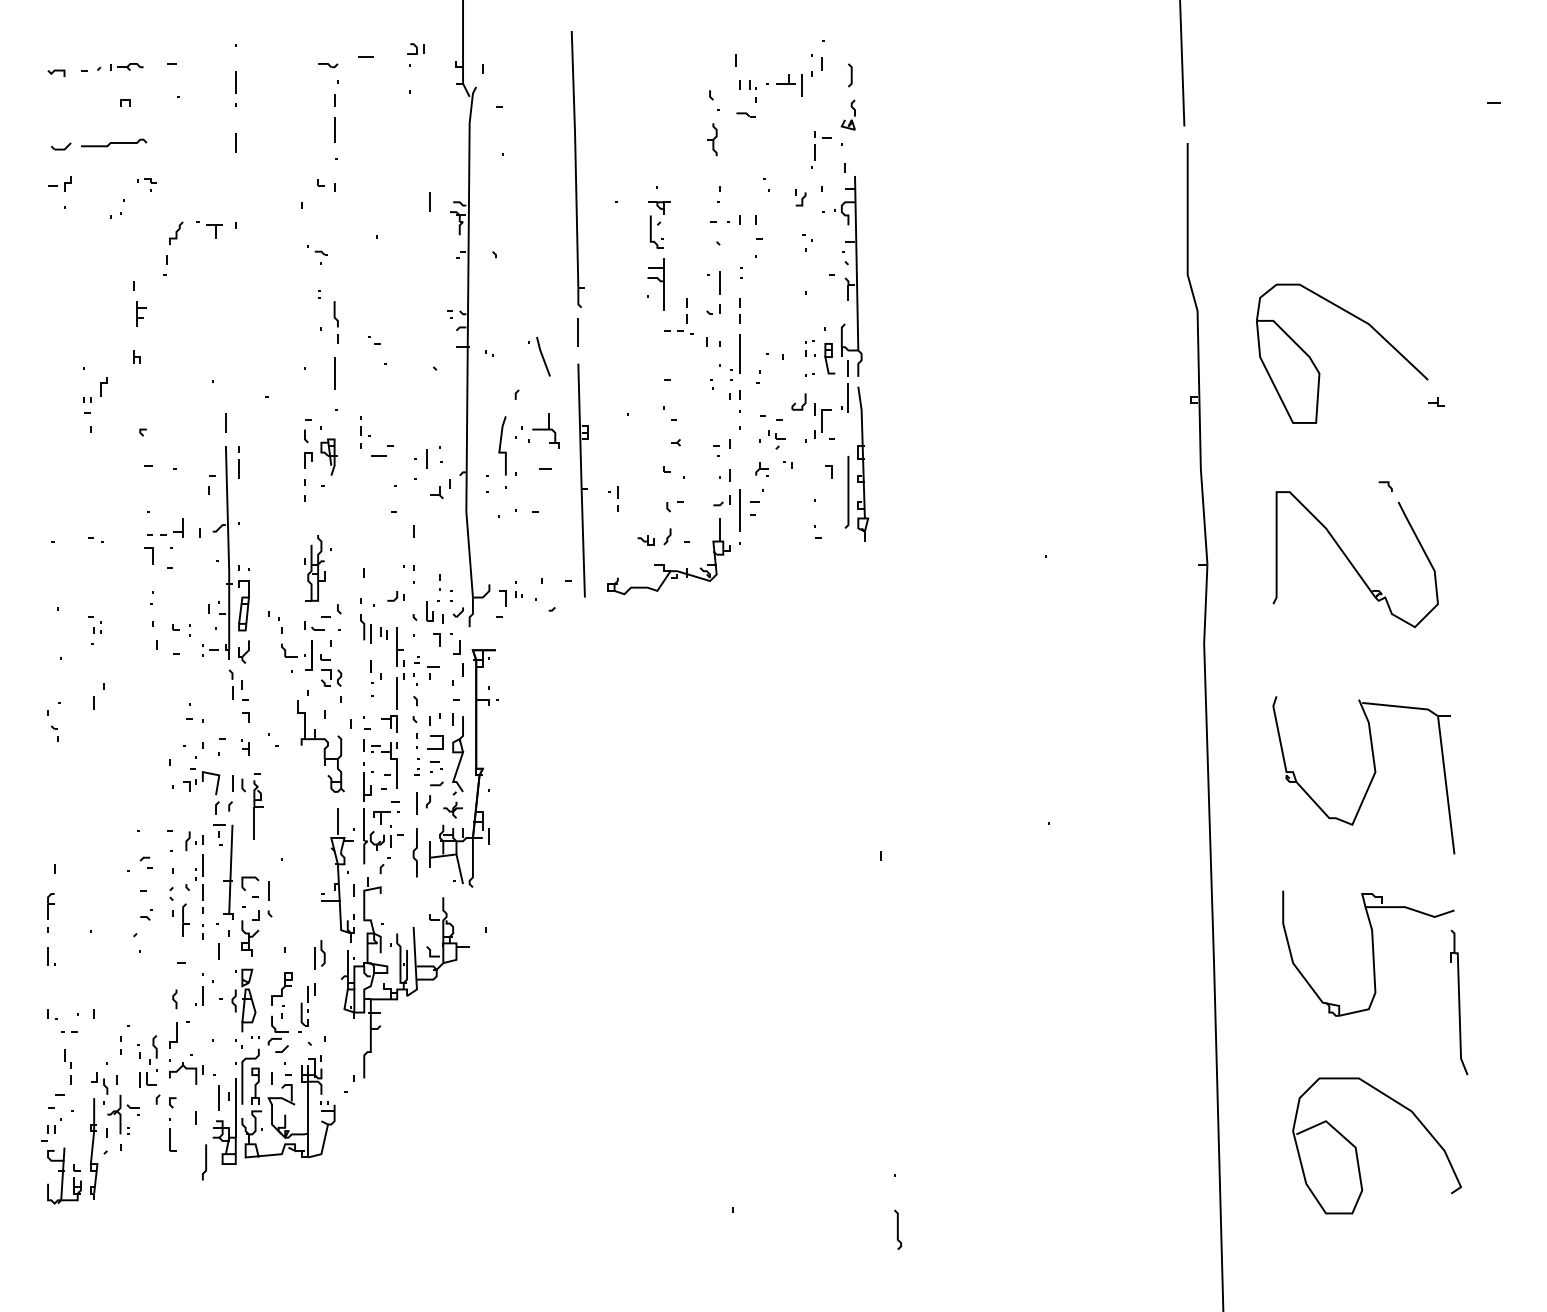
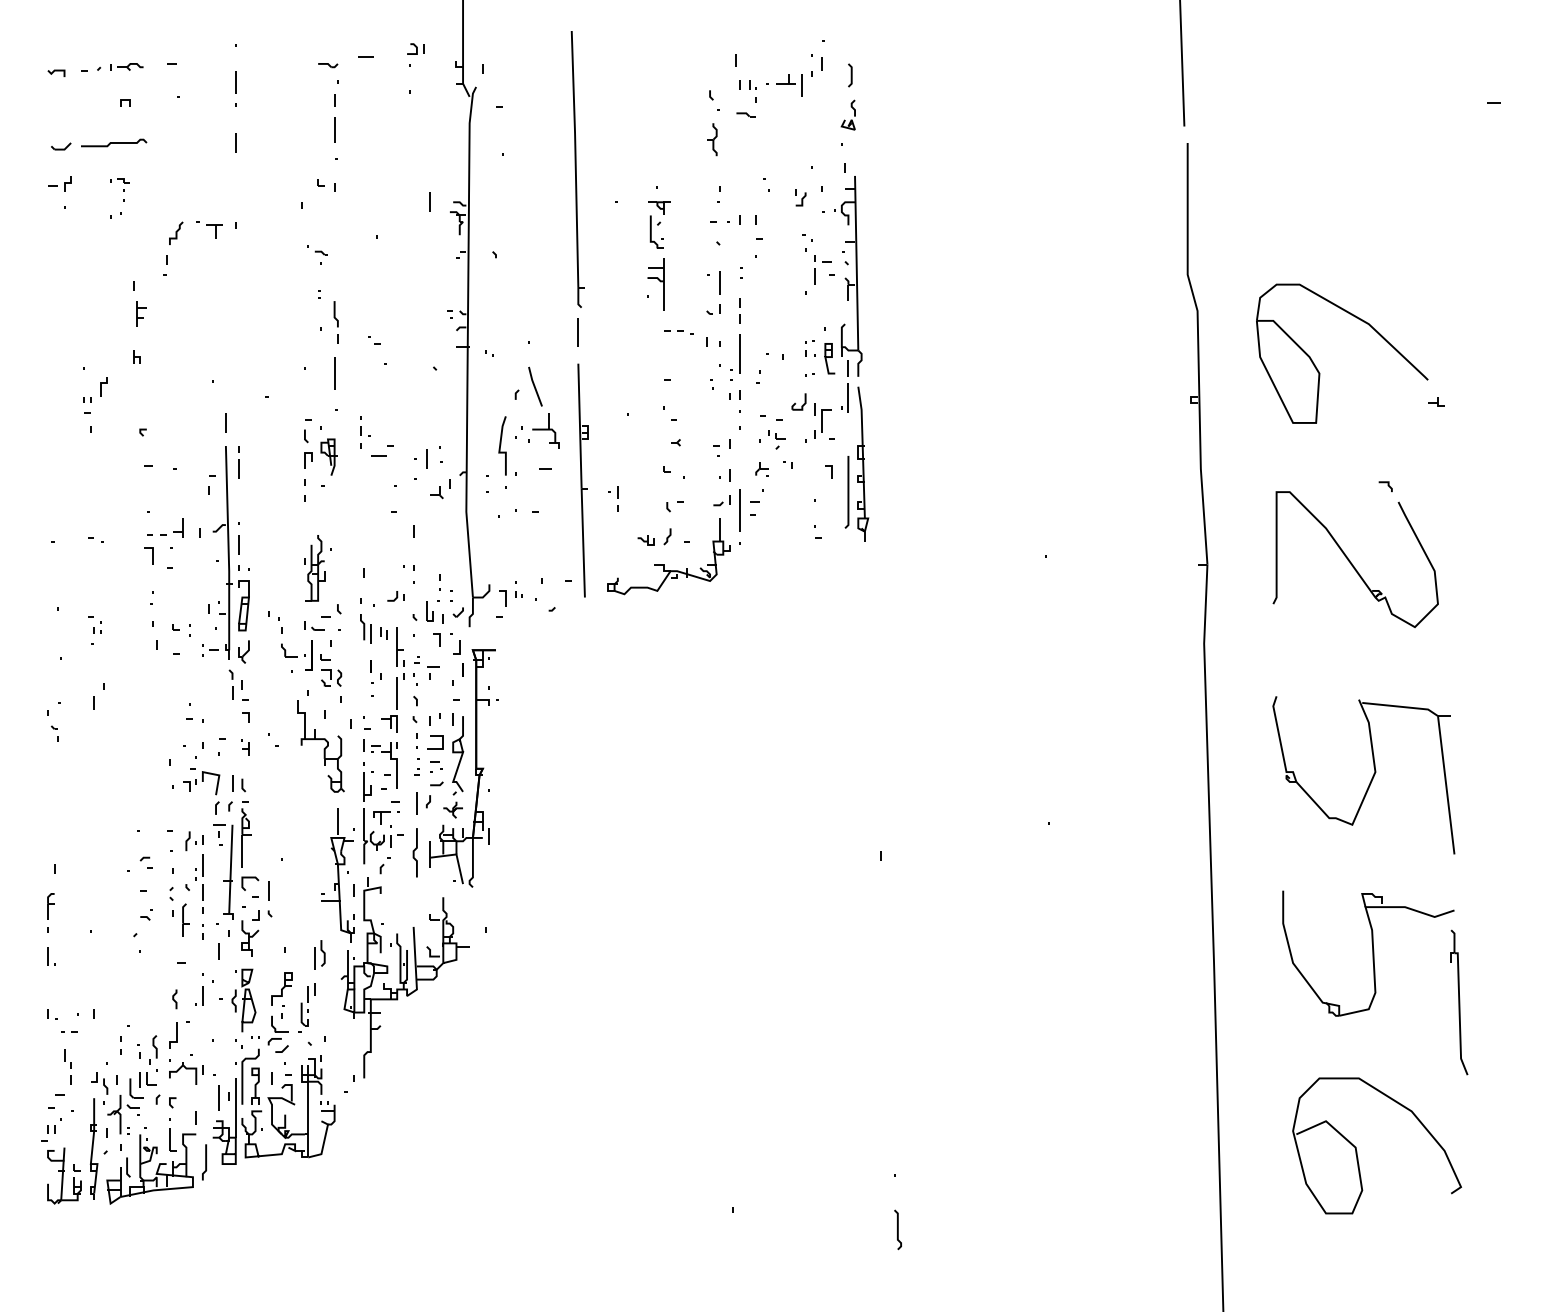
part position: (822, 138) -> (822, 262) (822, 262)
part position: (146, 184) -> (119, 184) (119, 184)
line: present -> none (686, 307)
line position: (543, 356) -> (535, 386) (535, 386)
line: none -> present (238, 544)
part position: (258, 806) -> (246, 834) (246, 834)
part: none -> present (136, 1088)
part: none -> present (151, 1165)
